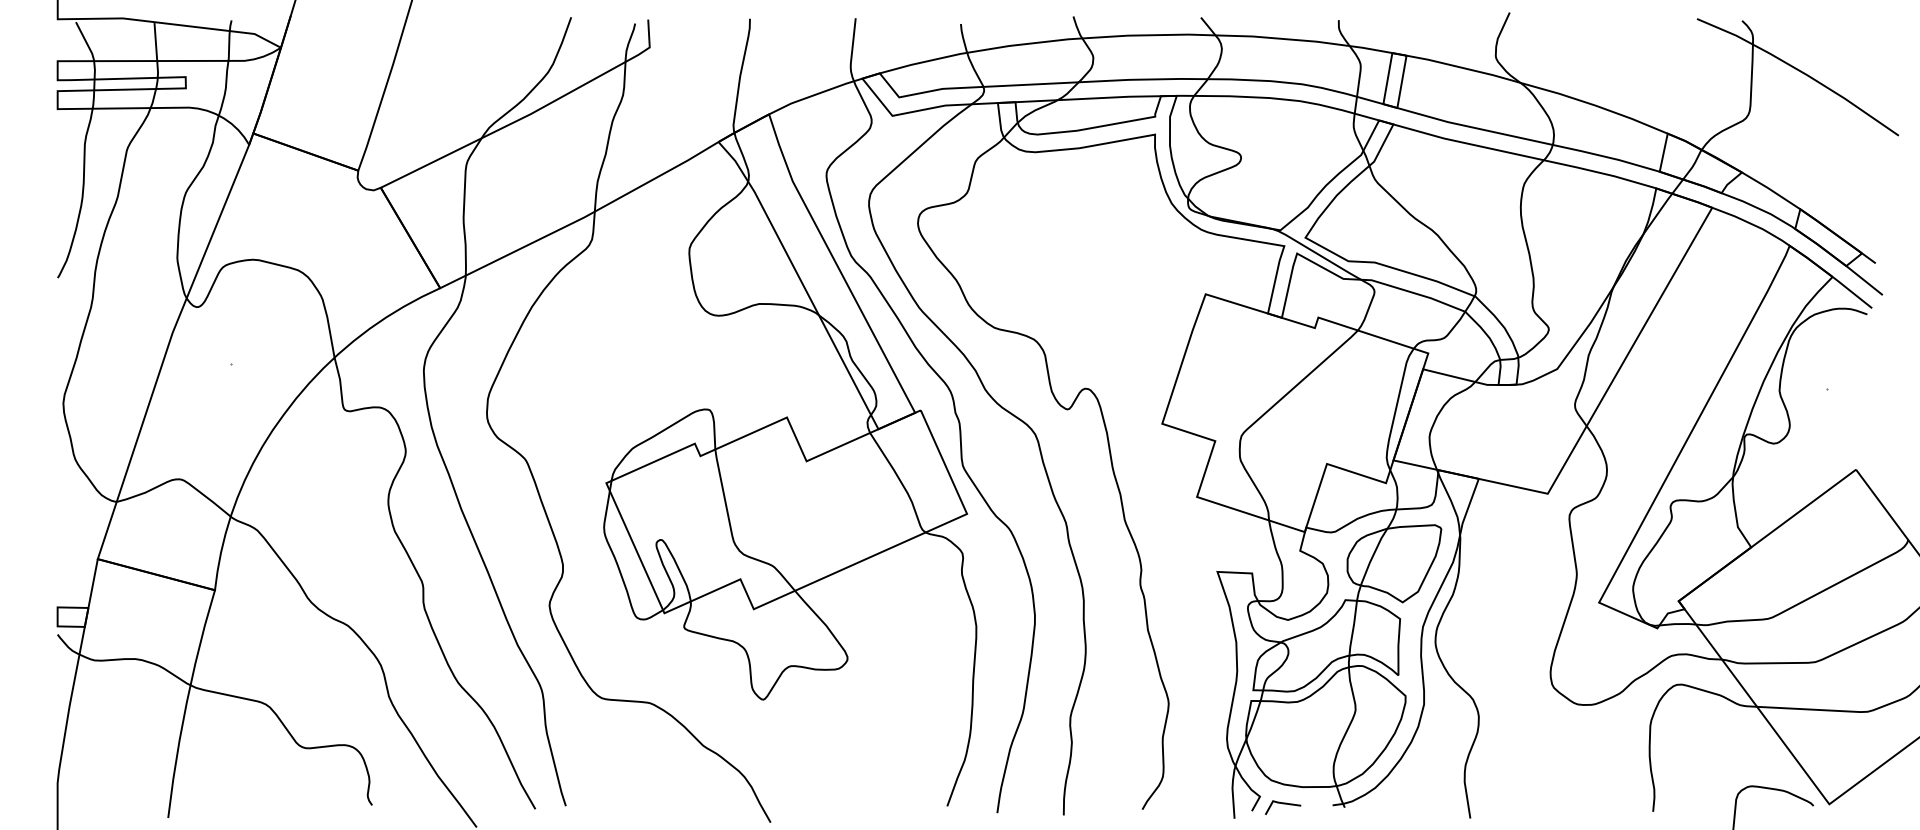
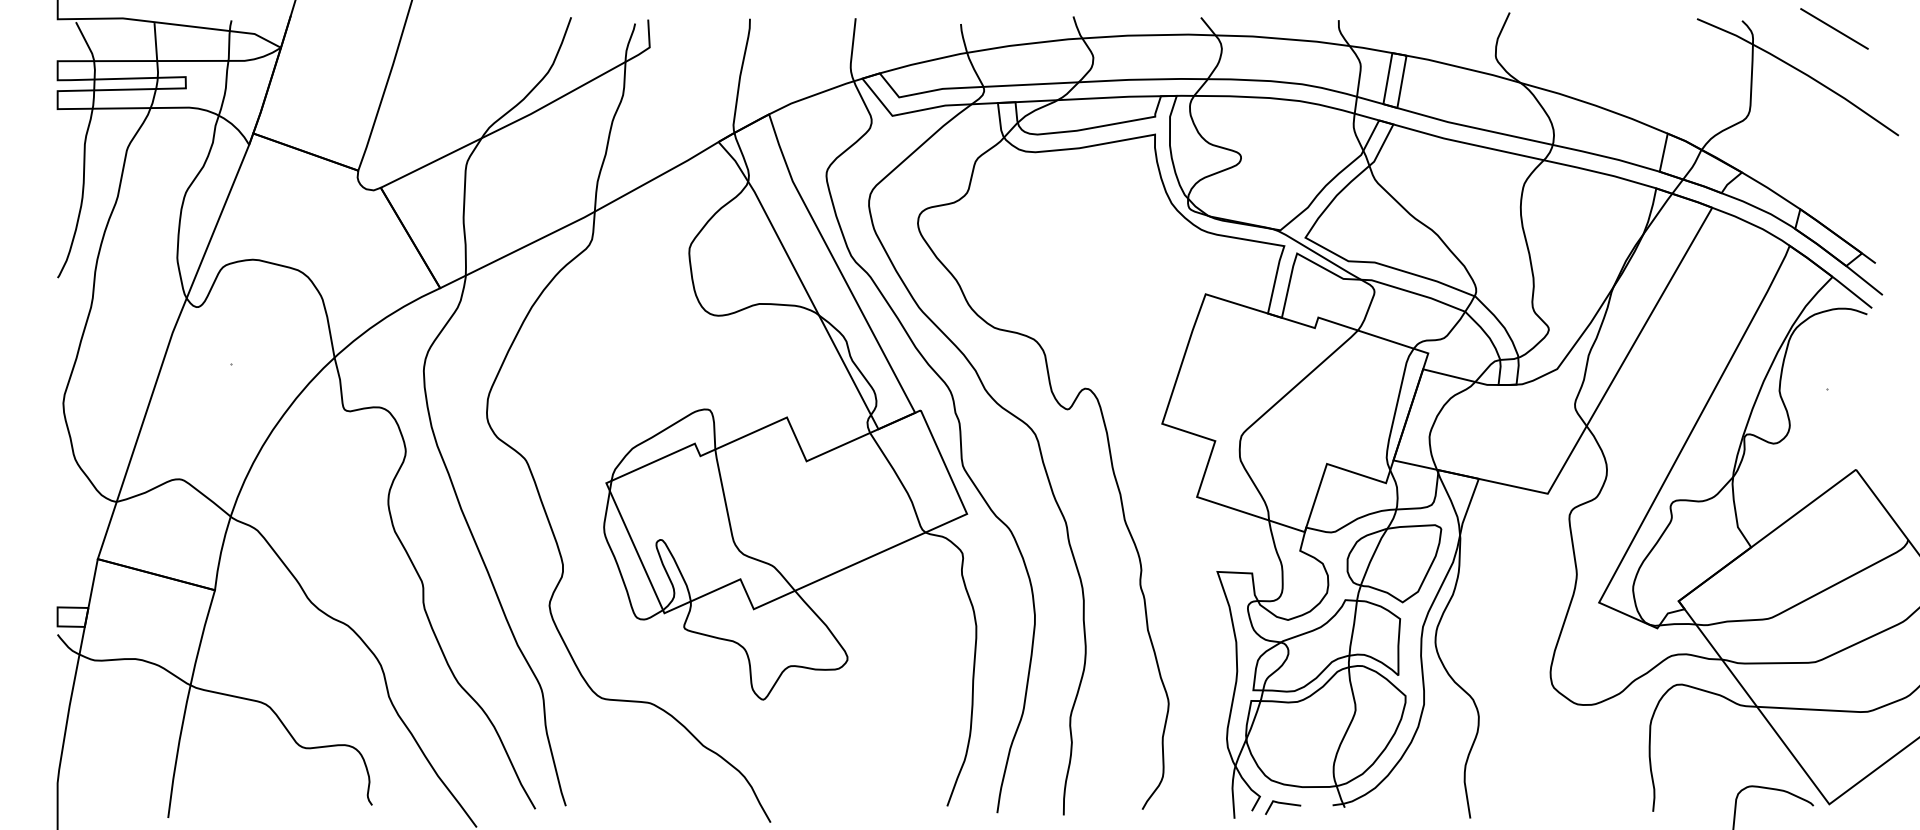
line: none -> present (1834, 28)
